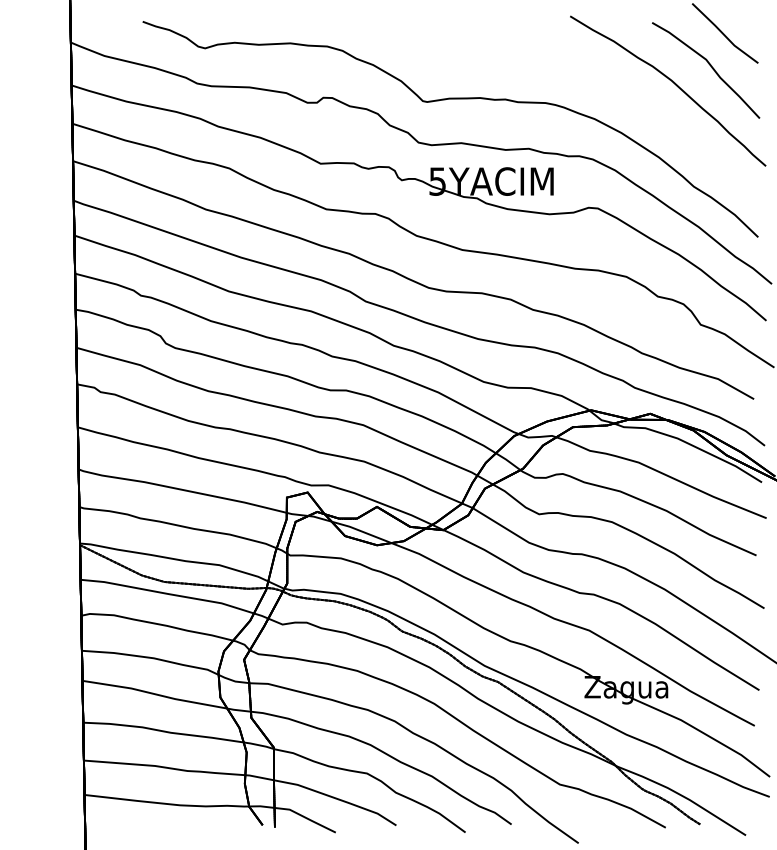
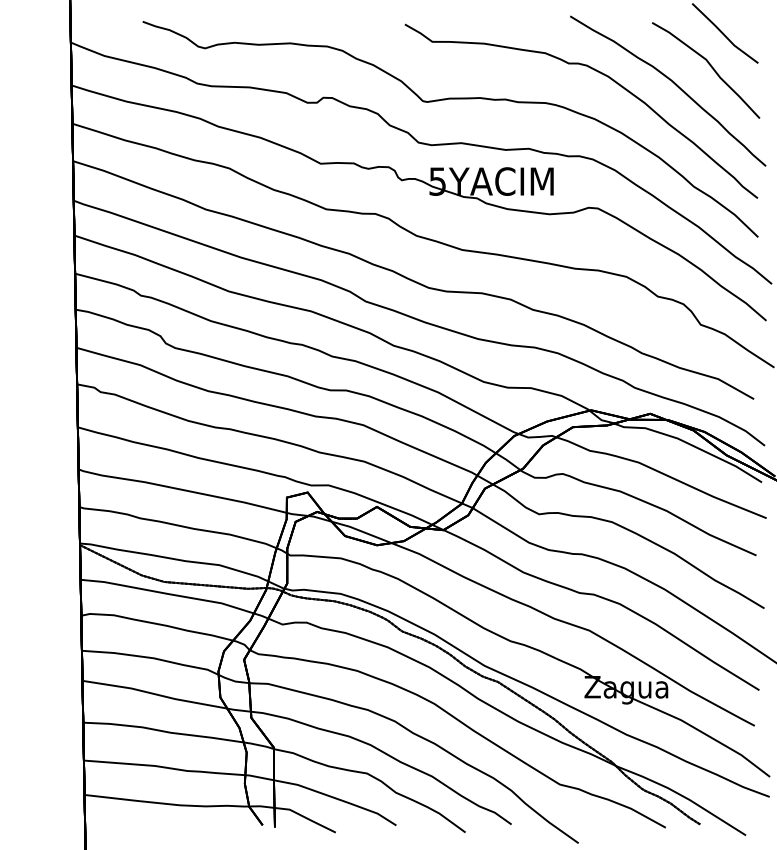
part: none -> present (599, 73)
